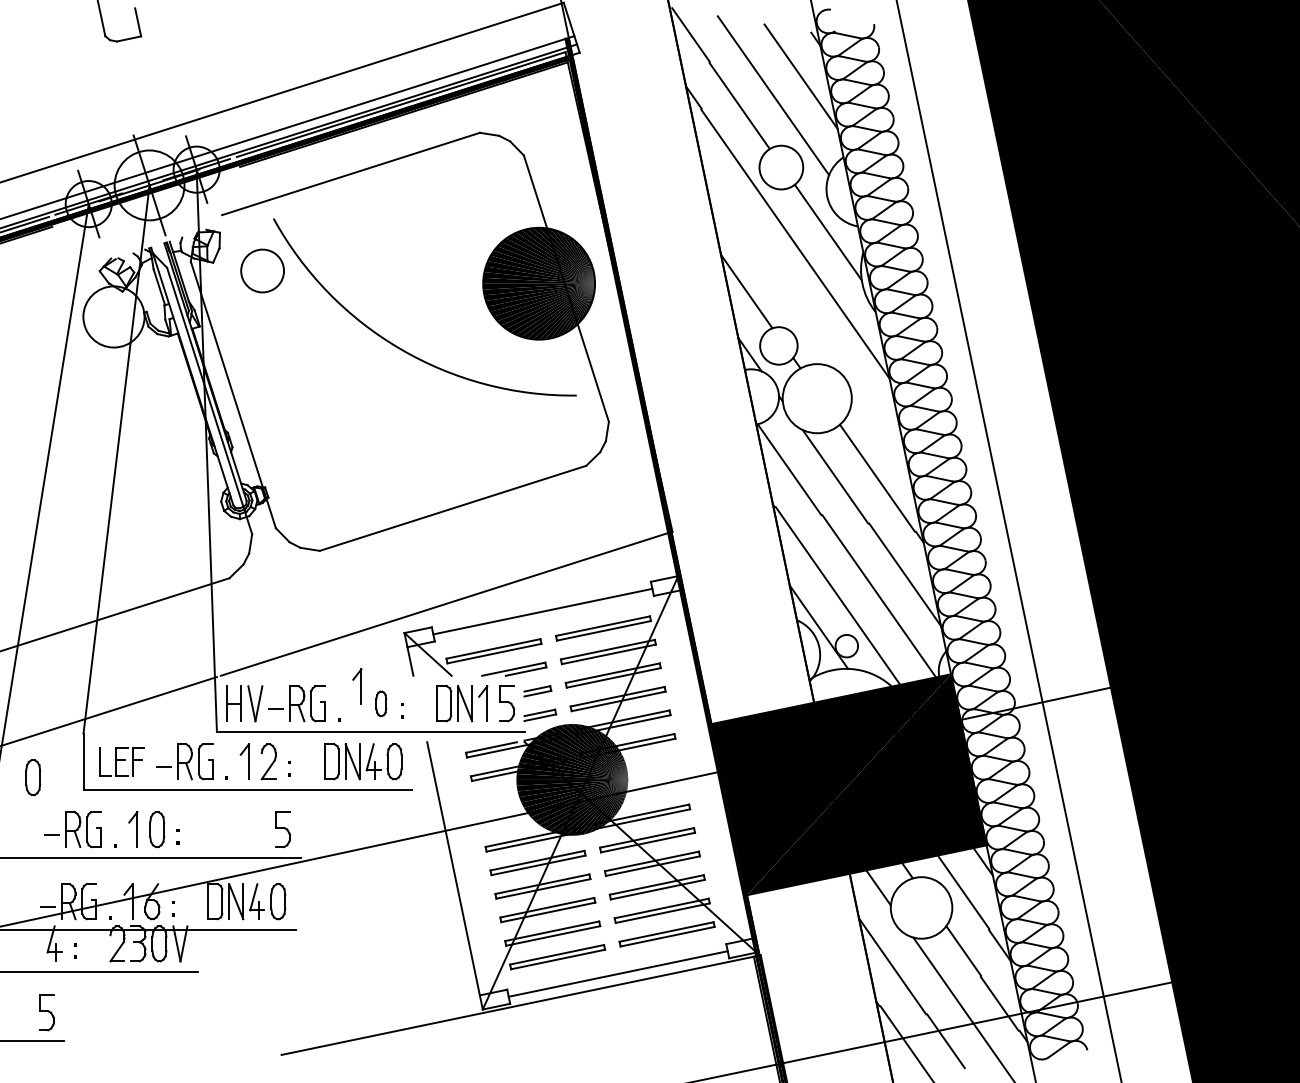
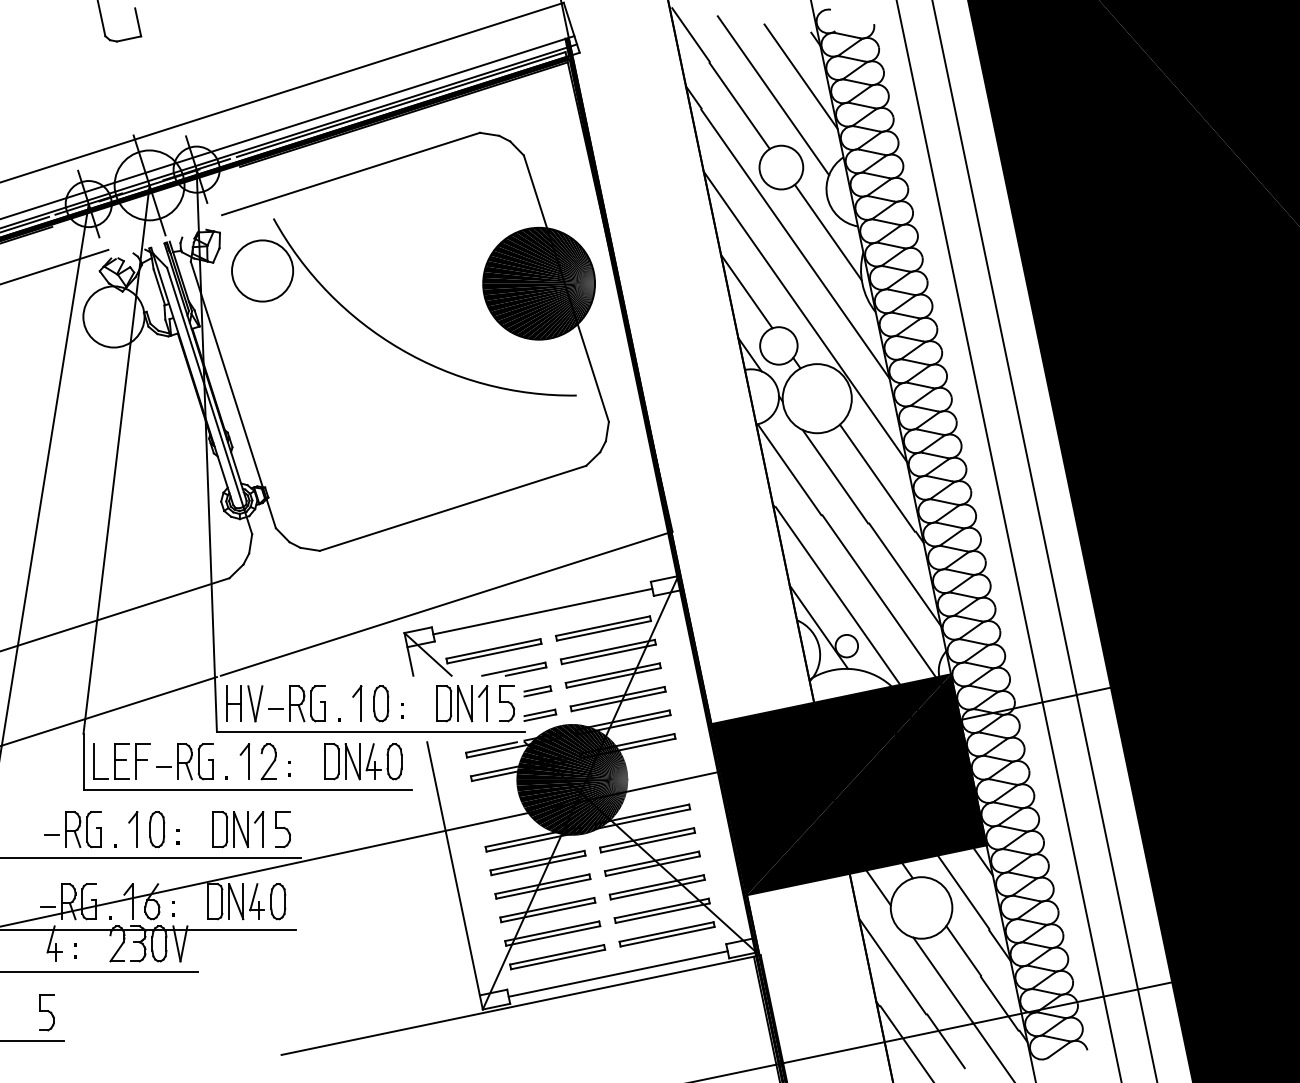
line: none -> present (55, 266)
circle diameter: 43 px -> 61 px (262, 270)
line: none -> present (804, 316)
line: none -> present (1044, 540)
part position: (357, 686) -> (357, 703) (357, 703)
part size: 13x28 px -> 17x38 px (381, 703)
part size: 46x30 px -> 58x37 px (121, 761)
part: present -> none (33, 777)
part: none -> present (238, 829)
